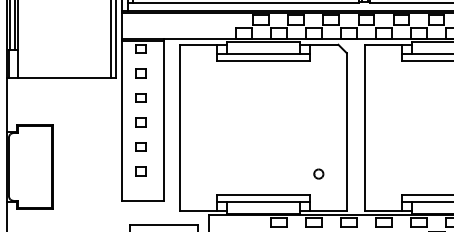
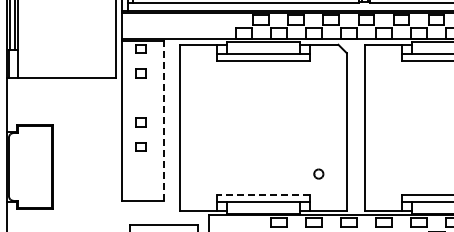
line: present -> none (110, 40)
part: present -> none (140, 97)
line: solid -> dashed (163, 120)
part: present -> none (140, 171)
line: solid -> dashed (262, 195)
